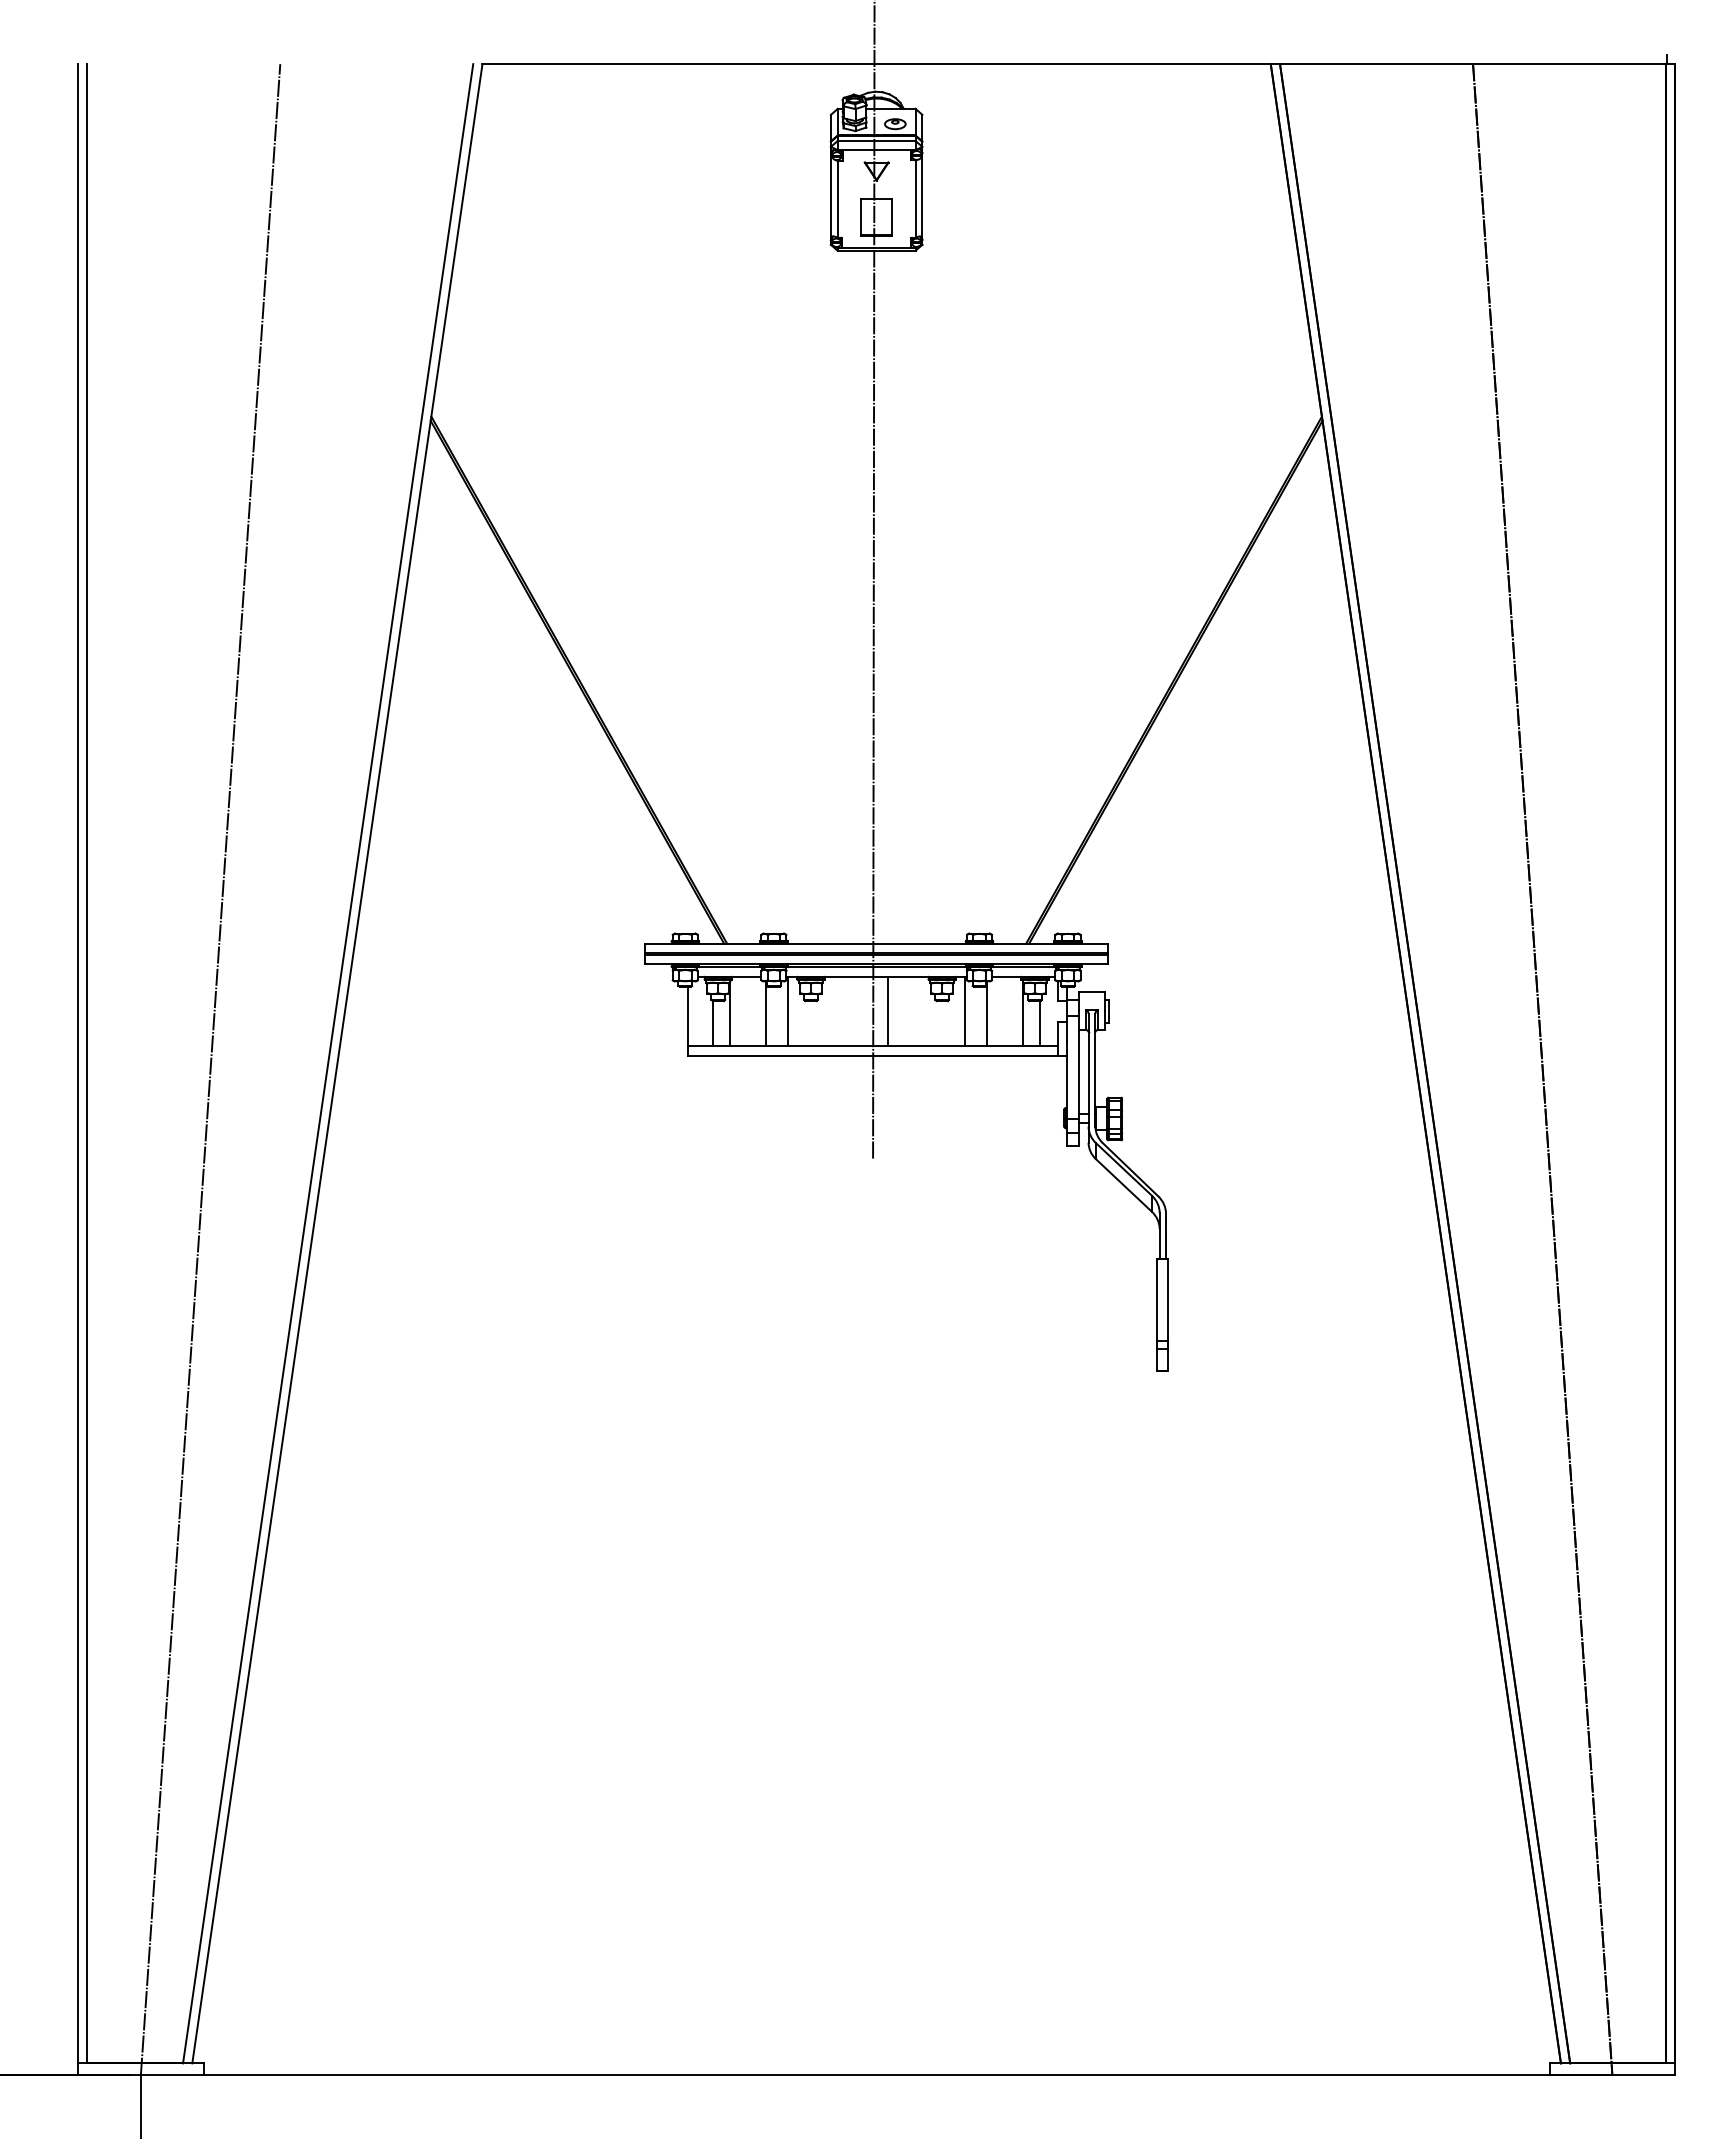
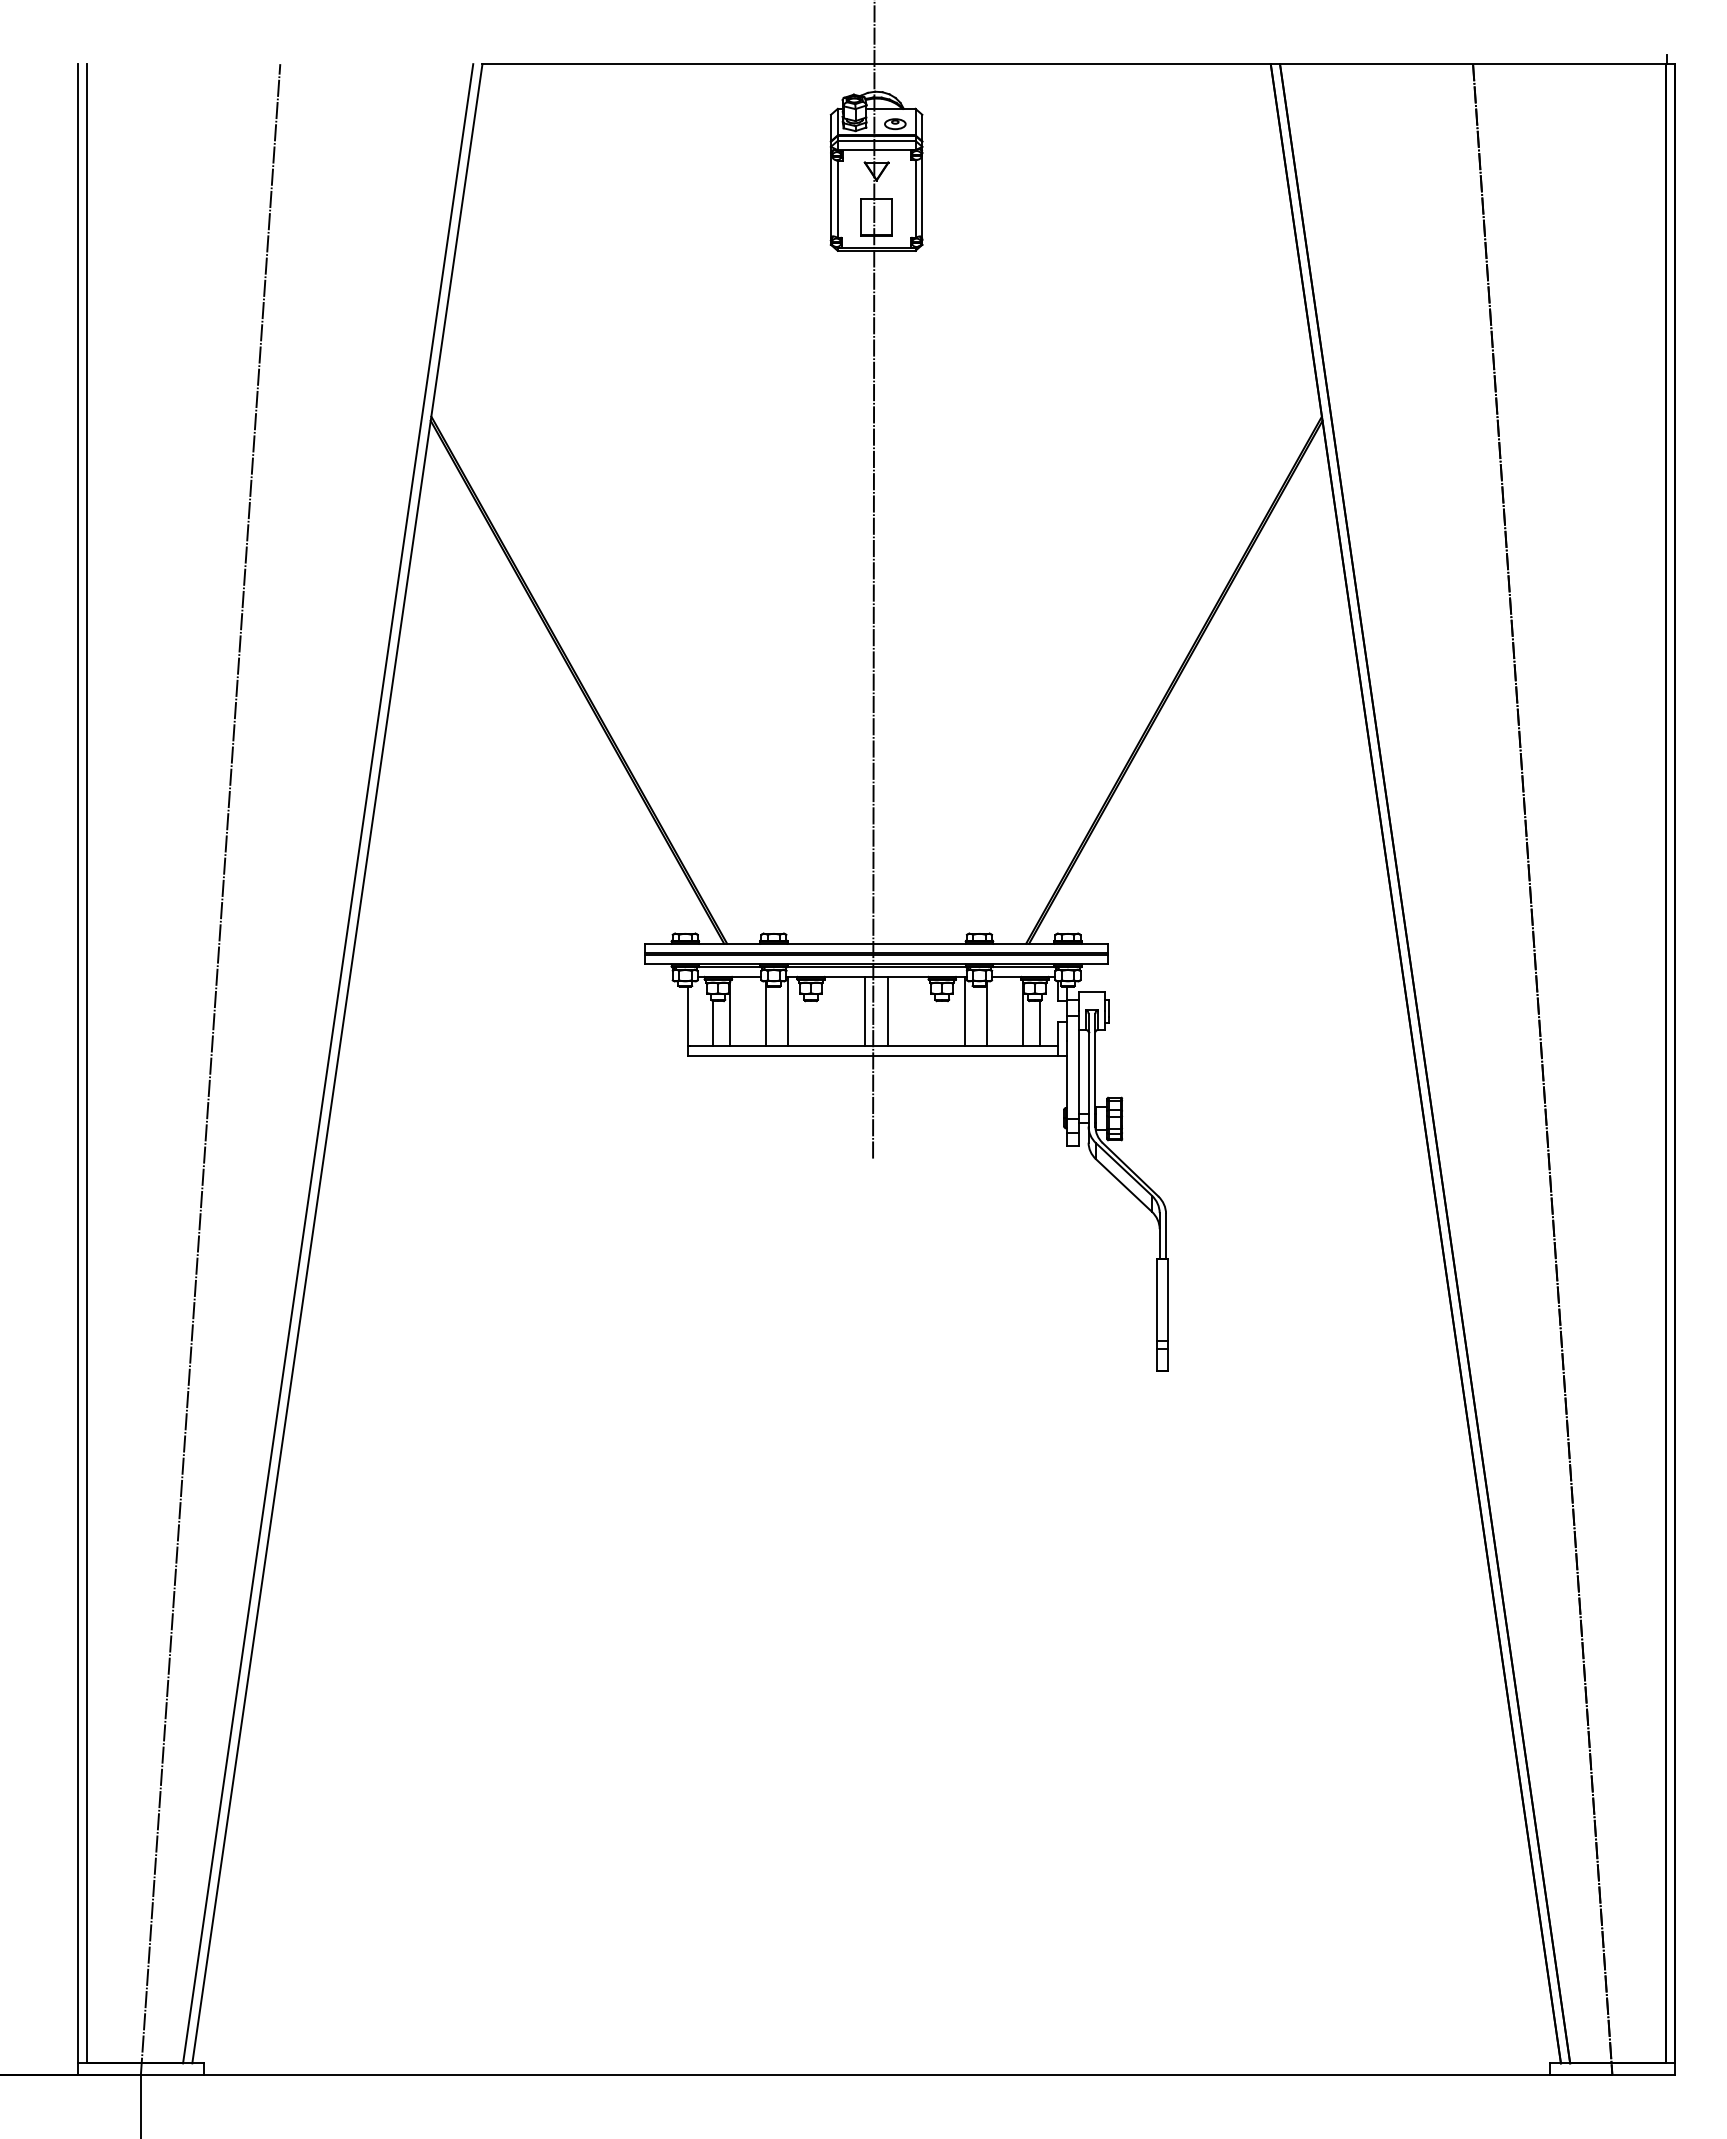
line: none -> present (865, 1010)
